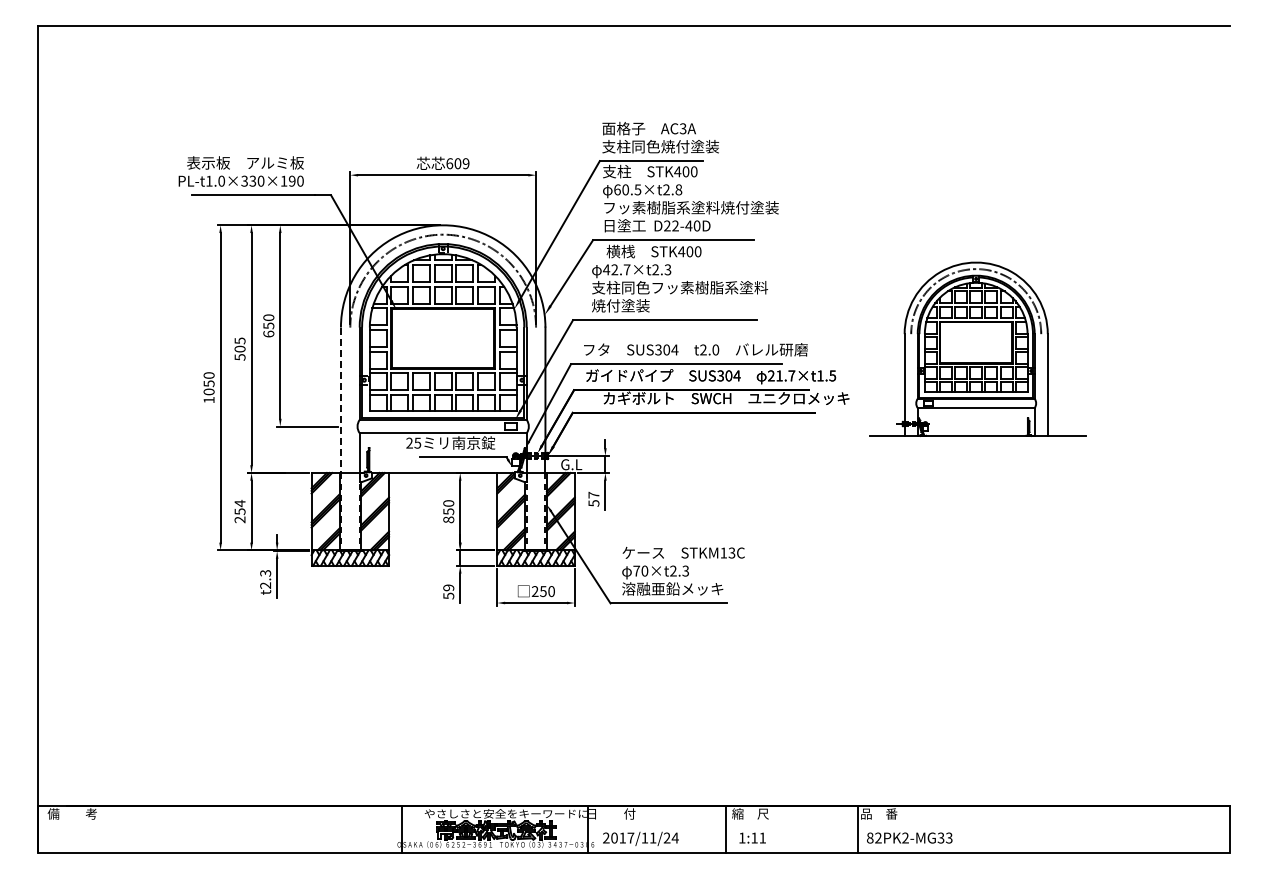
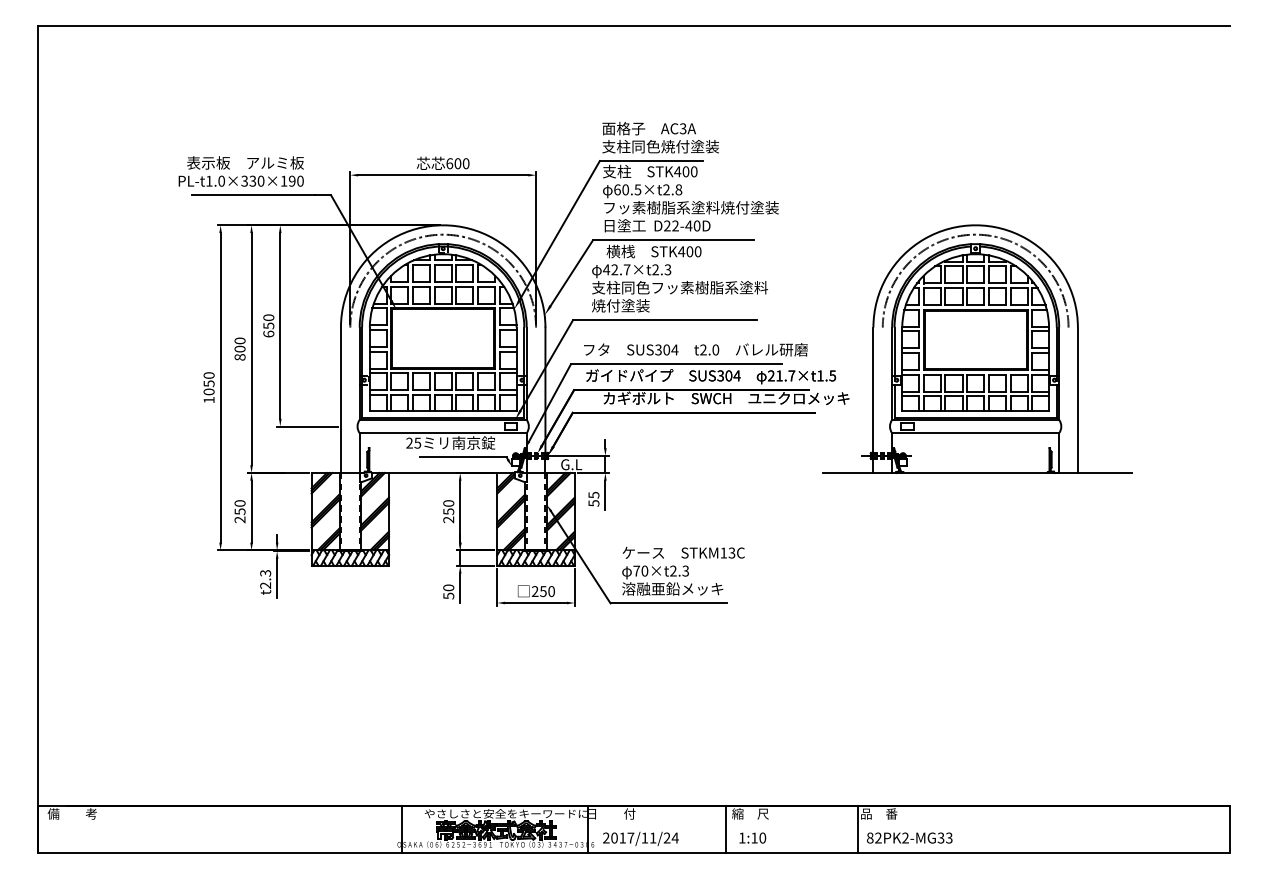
text: 609 -> 600 (465, 163)
text: 505 -> 800 (239, 348)
part size: 218x176 px -> 311x251 px (977, 349)
line: dashed -> solid (340, 400)
text: 57 -> 55 (593, 494)
text: 254 -> 250 (239, 503)
text: 850 -> 250 (448, 519)
text: 59 -> 50 (448, 587)
text: 1:11 -> 1:10 (762, 837)
